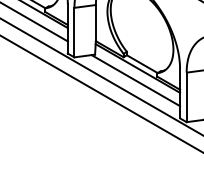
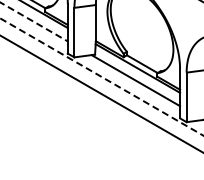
line: solid -> dashed (34, 22)
line: solid -> dashed (102, 77)
